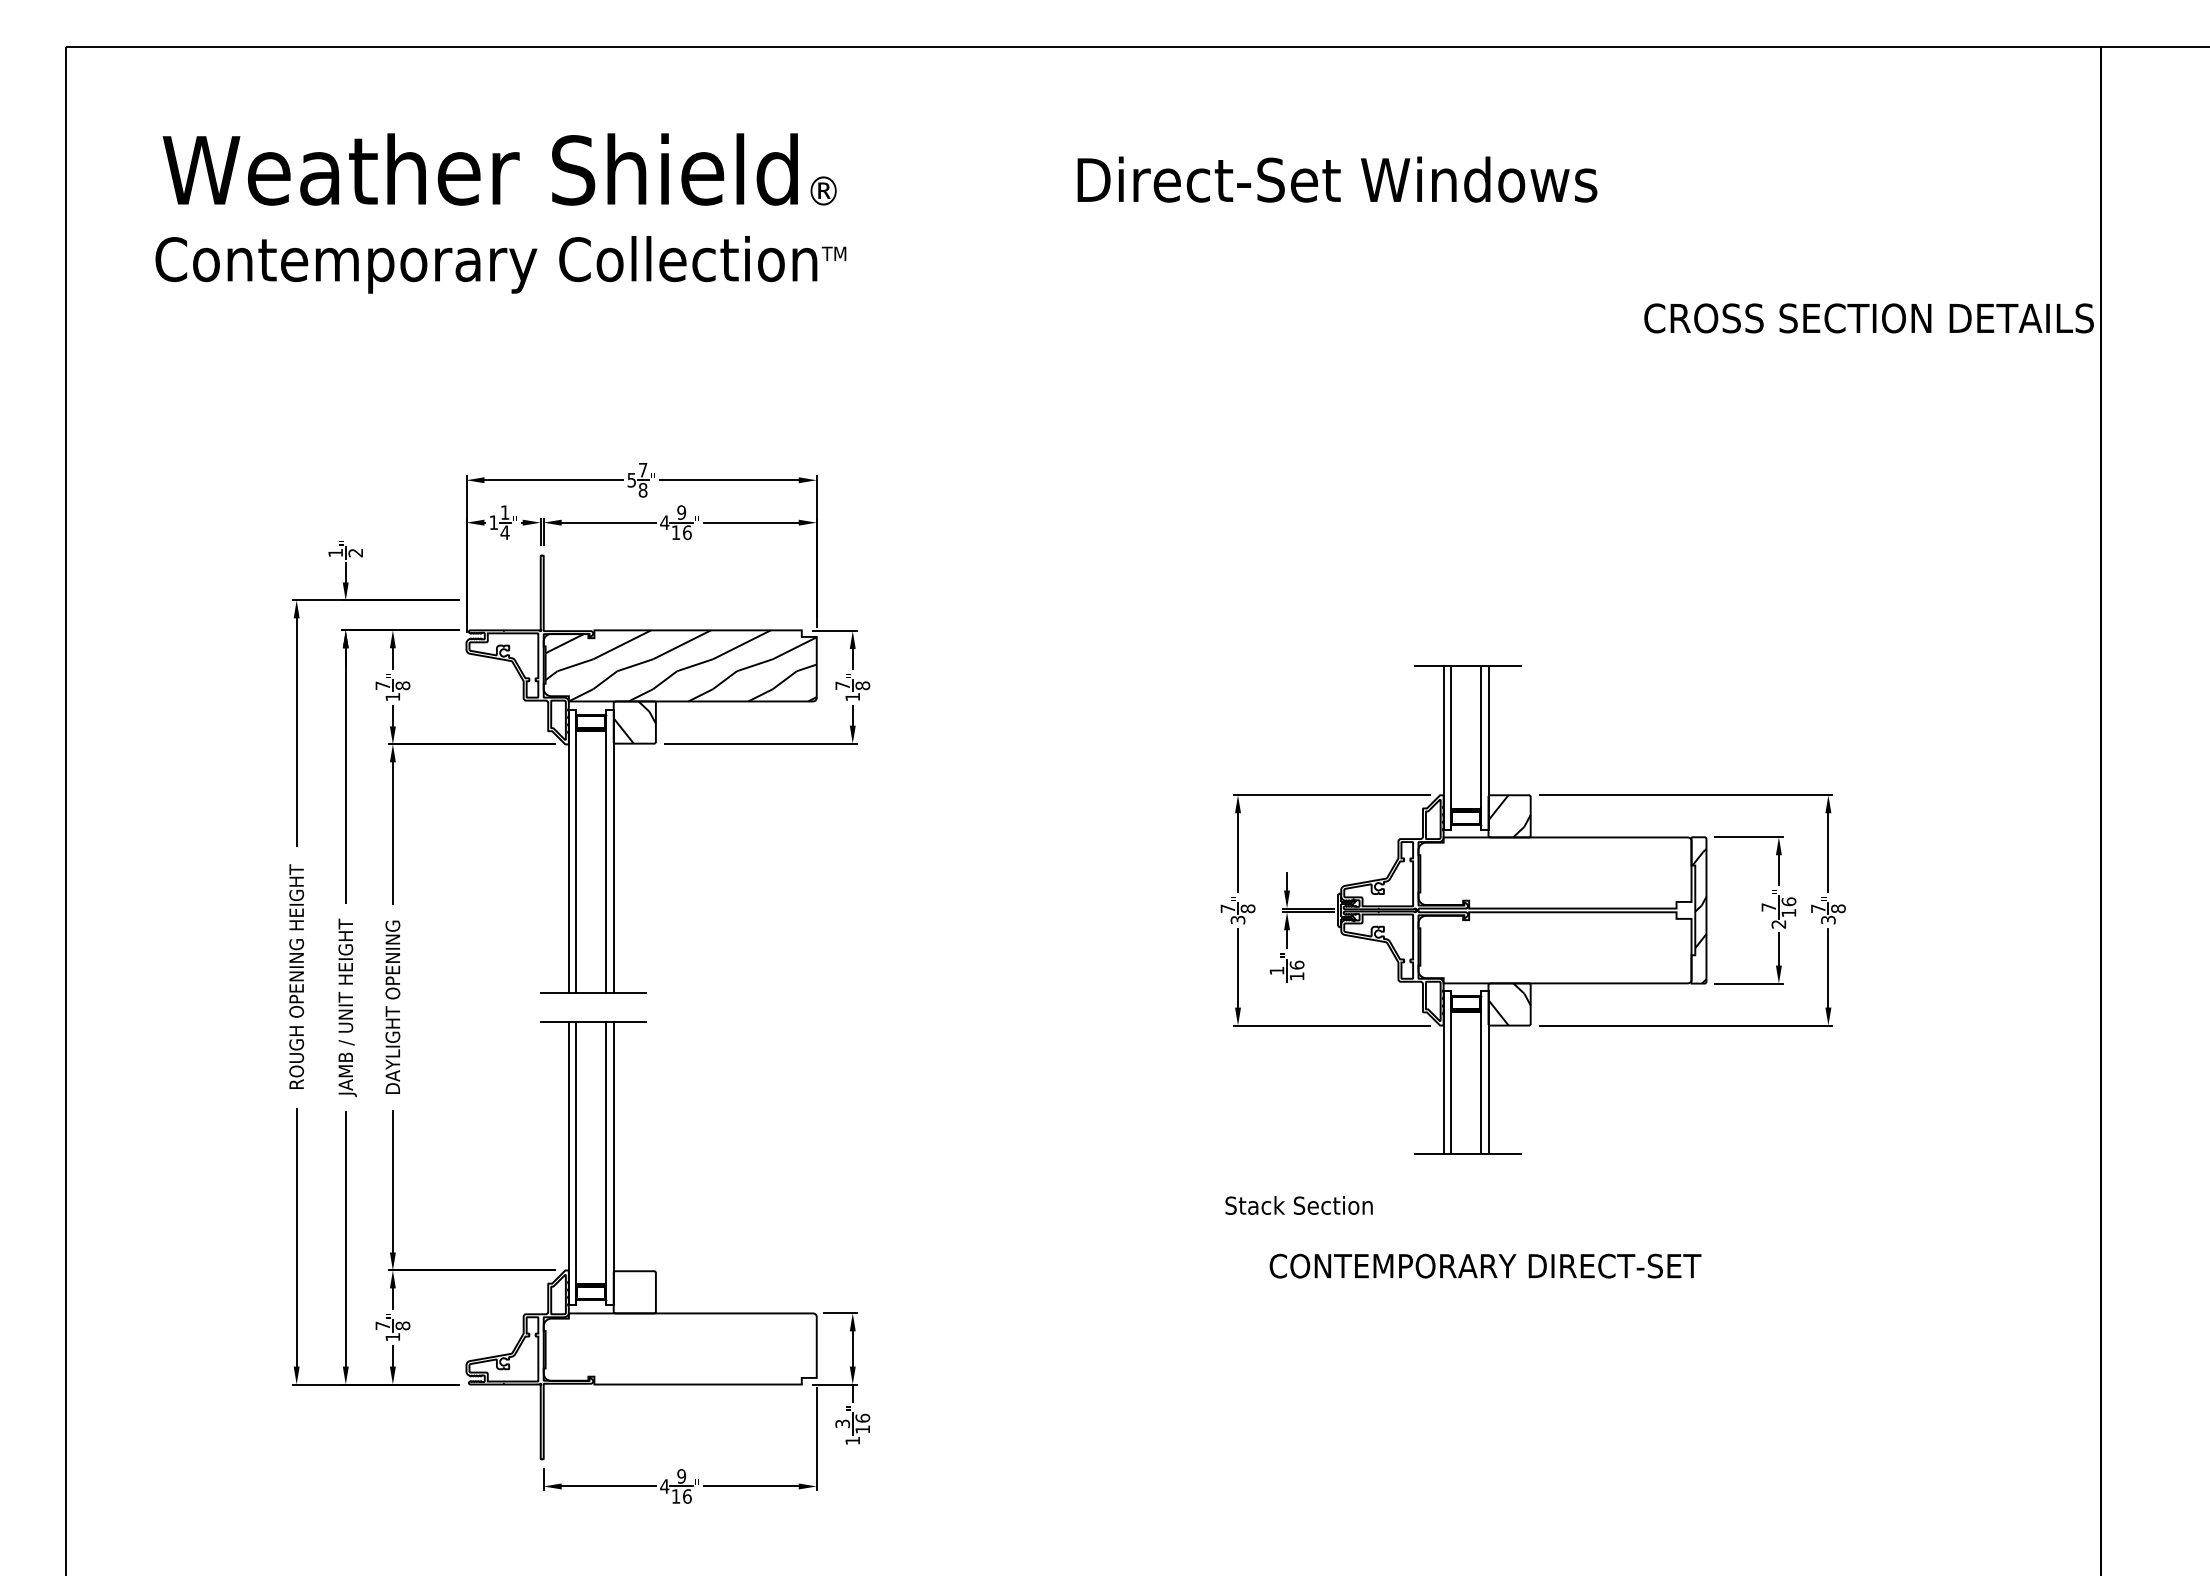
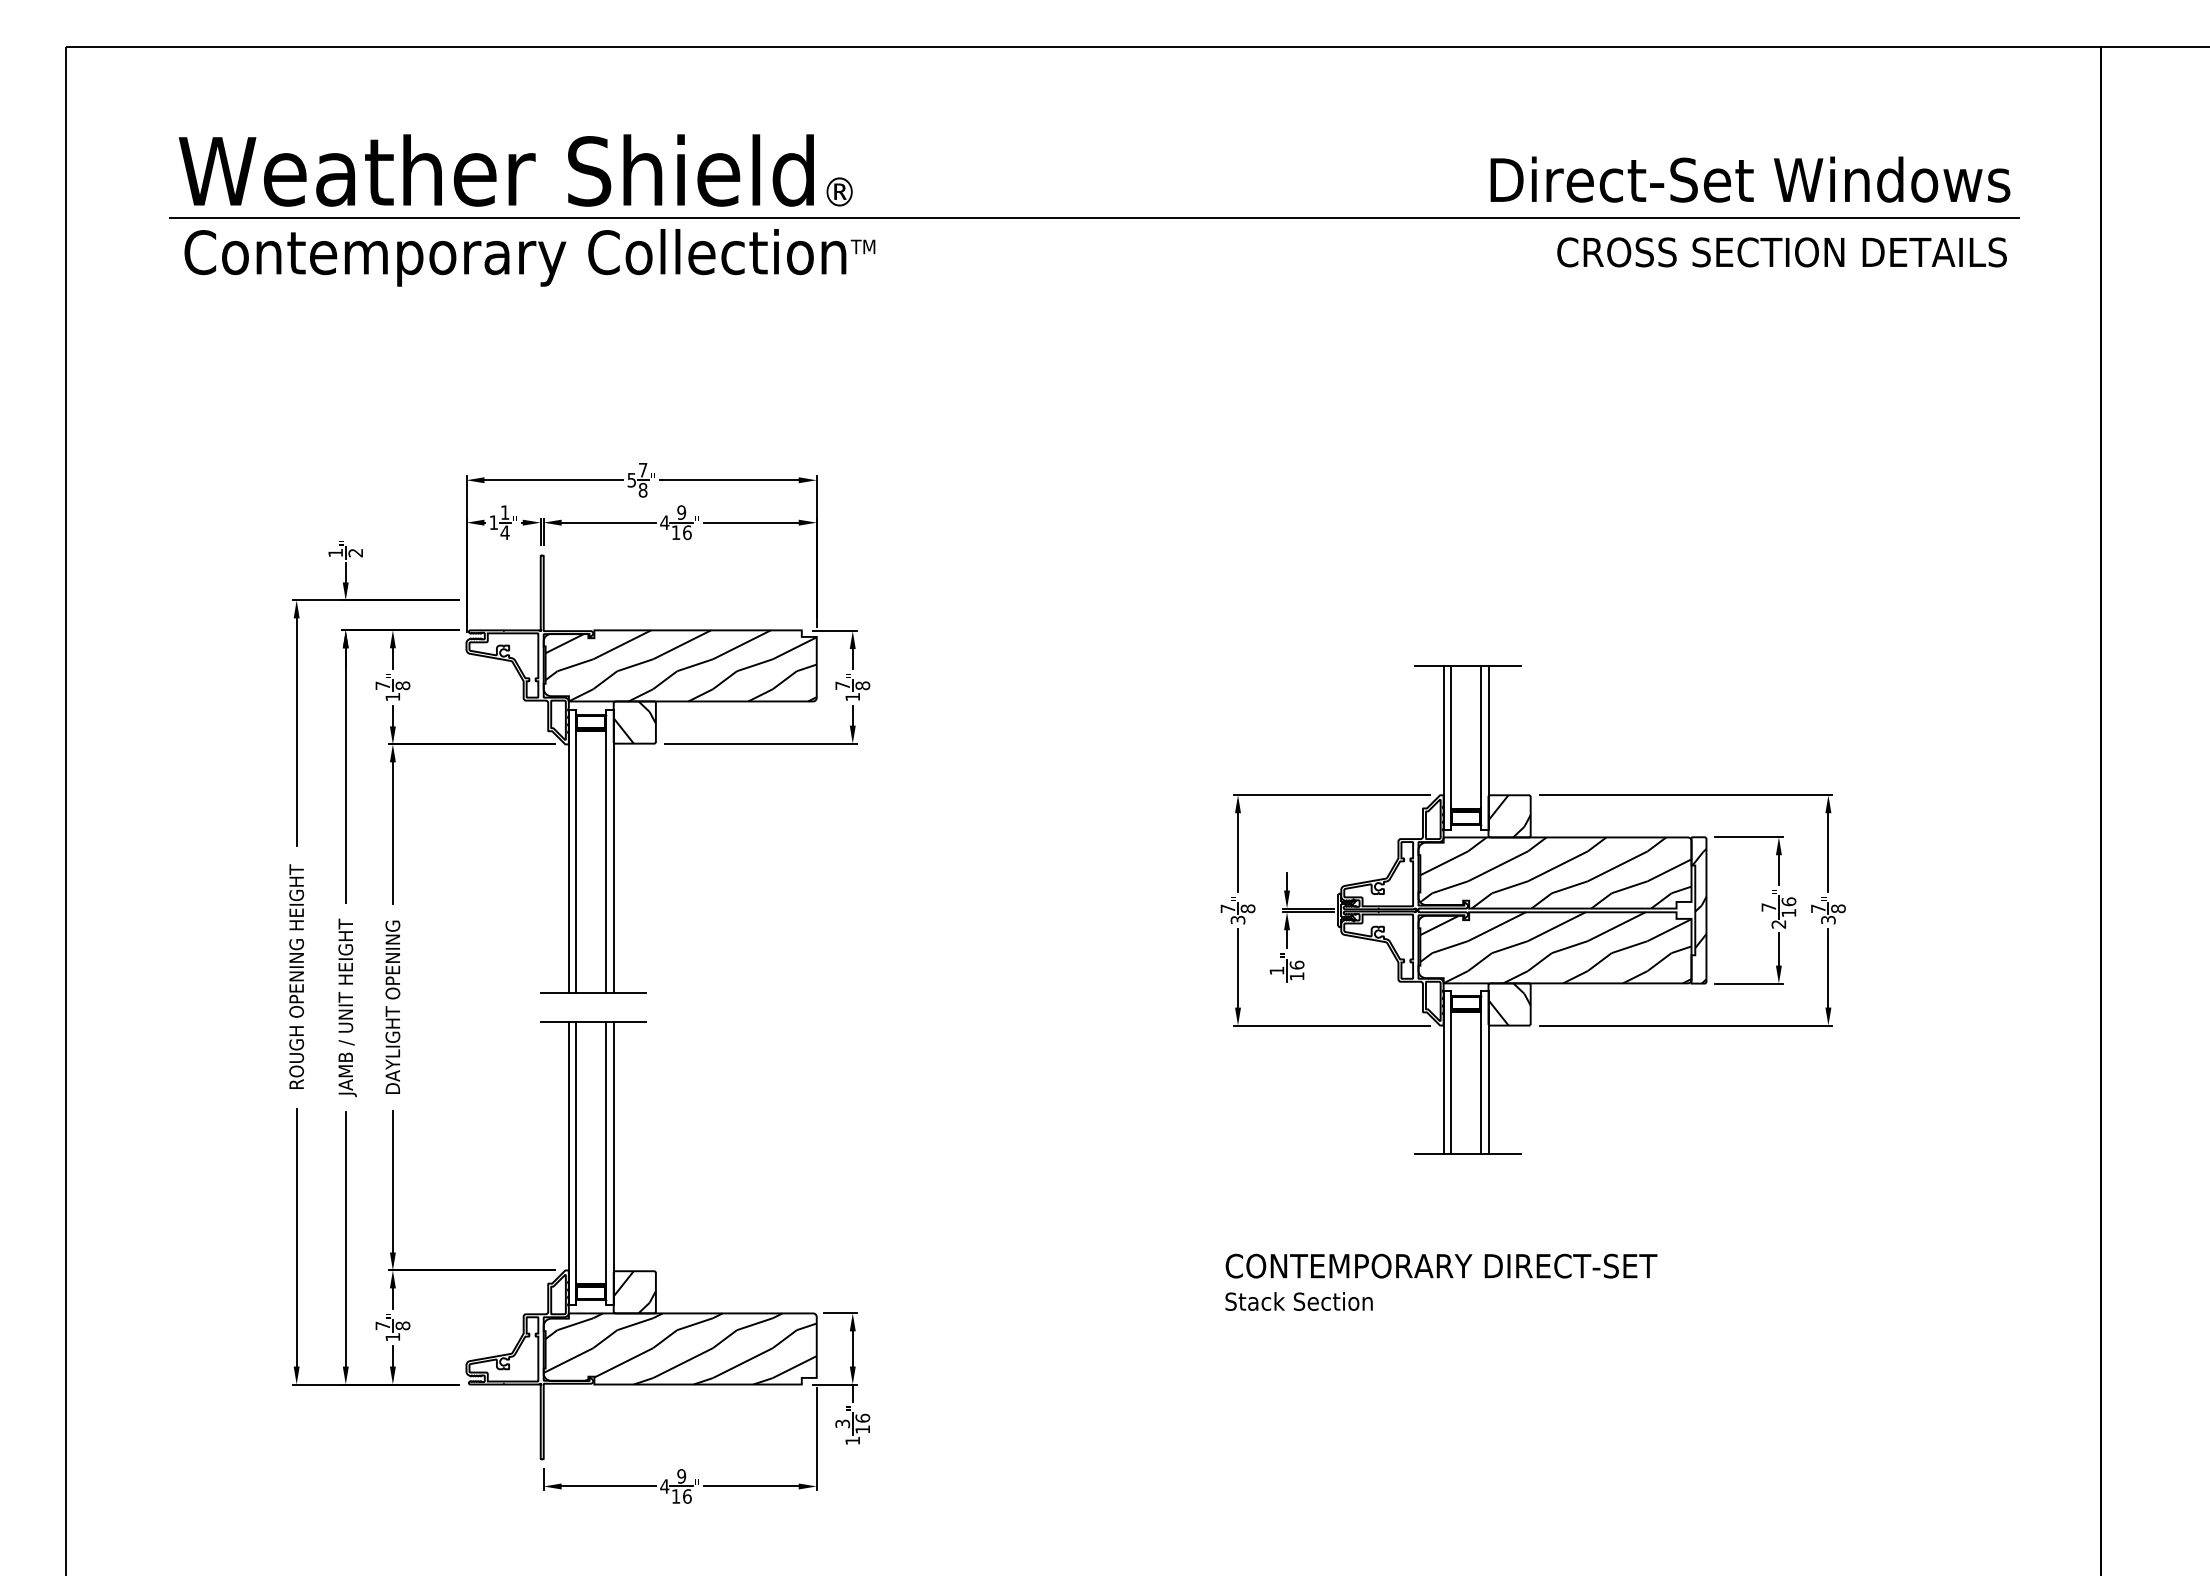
text position: (499, 169) -> (515, 170) (515, 170)
text position: (1337, 179) -> (1750, 179) (1750, 179)
line: none -> present (1094, 217)
text position: (500, 264) -> (529, 257) (529, 257)
text position: (1868, 318) -> (1781, 252) (1781, 252)
hatch: none -> present (1555, 872)
hatch: none -> present (1555, 947)
text position: (1298, 1205) -> (1298, 1301) (1298, 1301)
text position: (1485, 1265) -> (1441, 1265) (1441, 1265)
hatch: none -> present (634, 1292)
hatch: none -> present (679, 1348)
